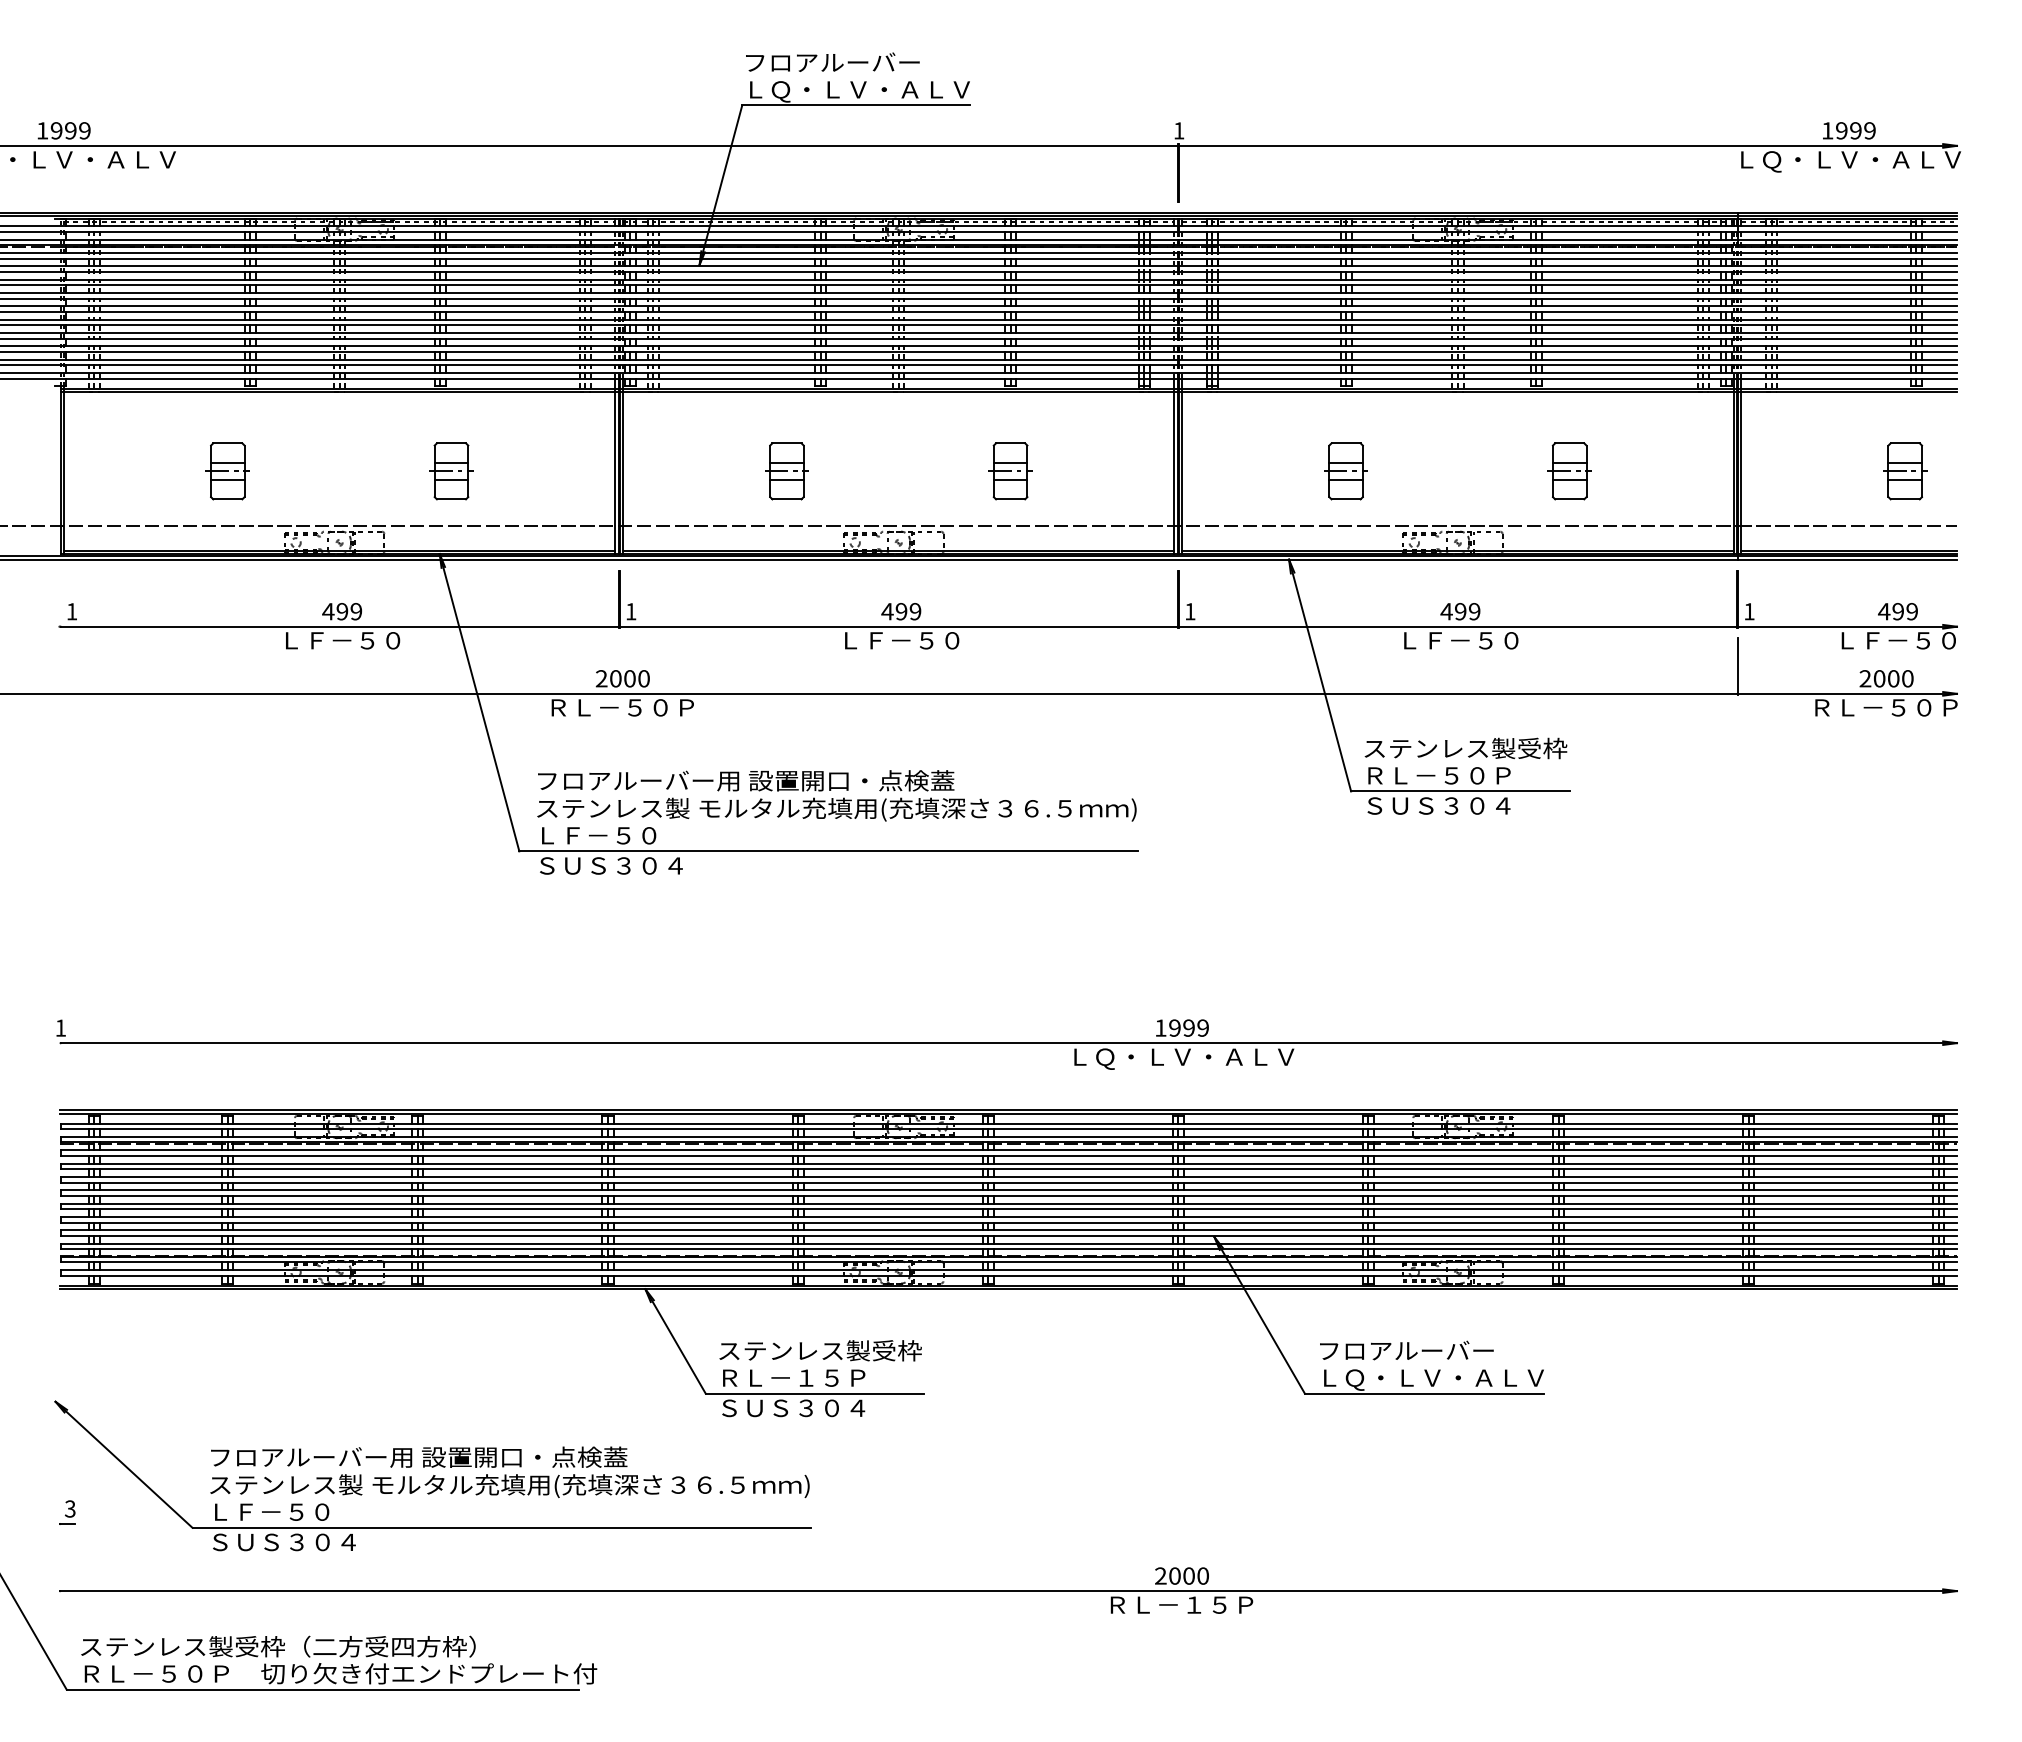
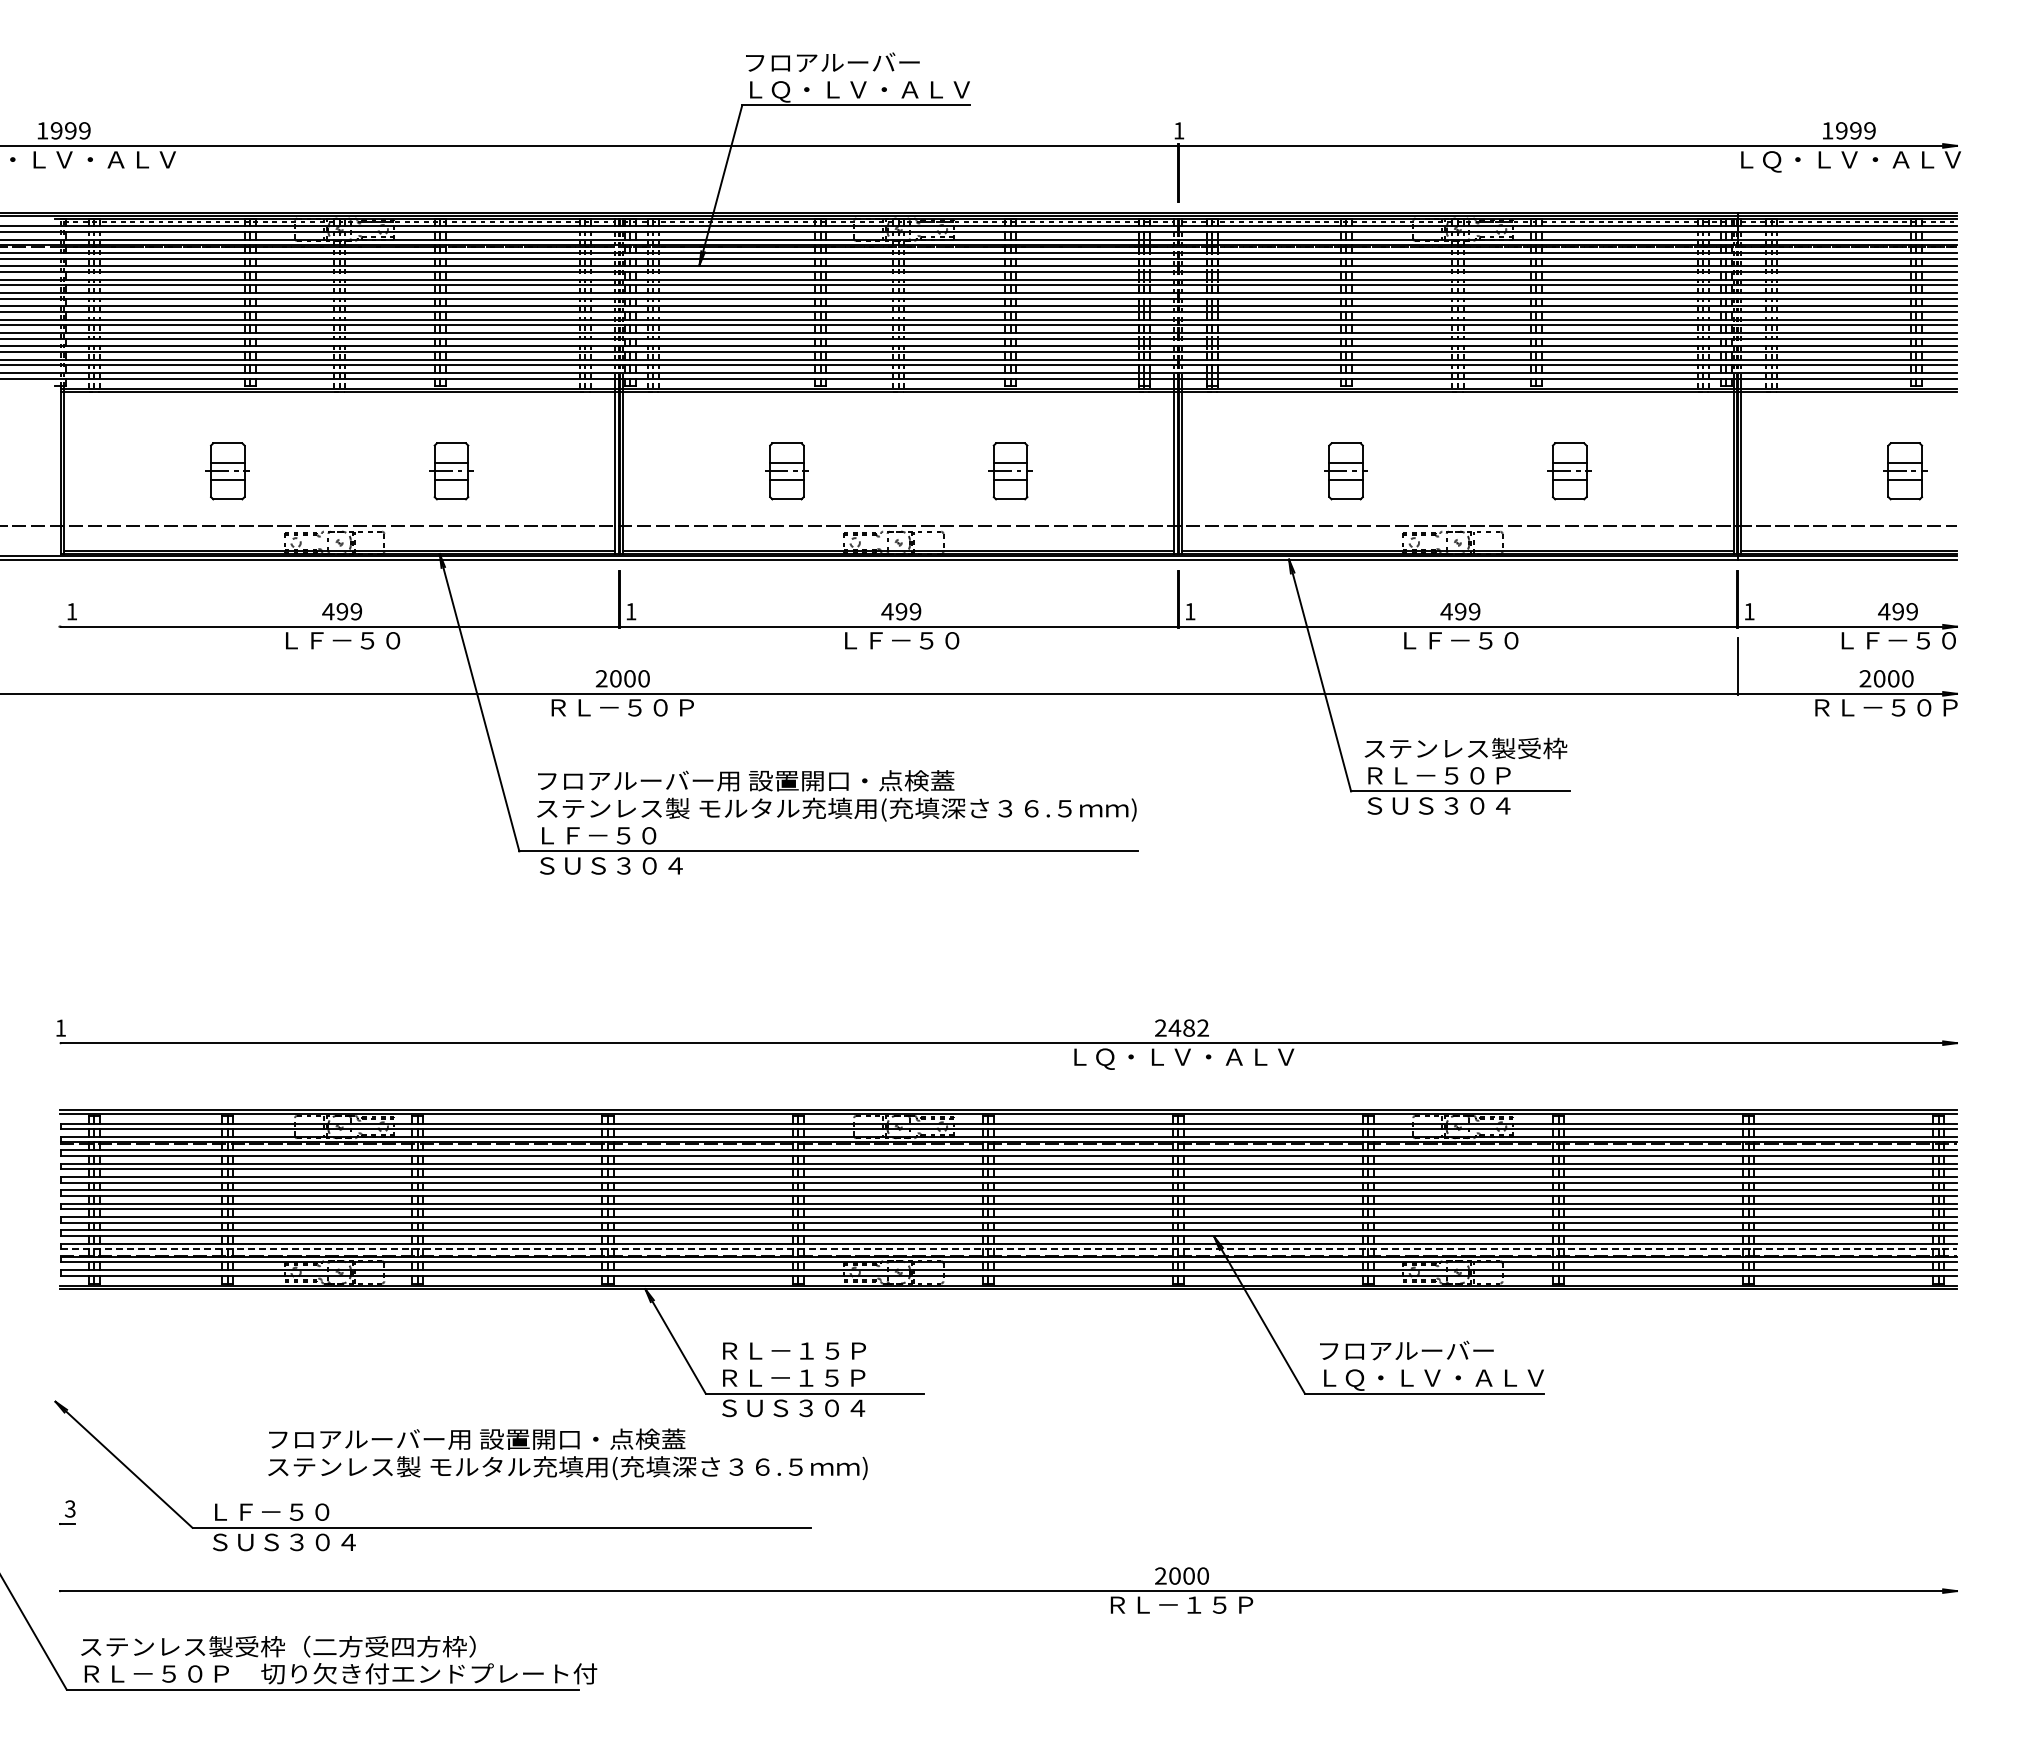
text: 1999 -> 2482 (1181, 1027)
line: solid -> dashed (1009, 1249)
text: ステンレス製受枠 -> ＲＬ－１５Ｐ (820, 1350)
text position: (509, 1471) -> (567, 1453) (567, 1453)
